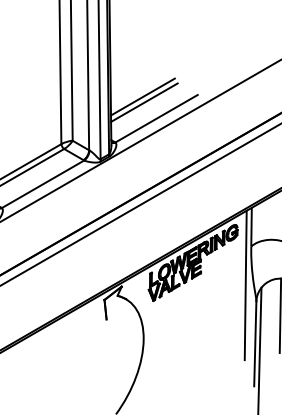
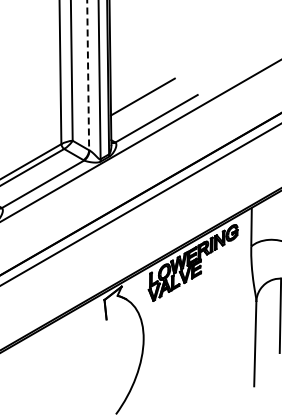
line: solid -> dashed (88, 75)
line: present -> none (144, 102)
line: present -> none (245, 285)
line: present -> none (259, 349)
